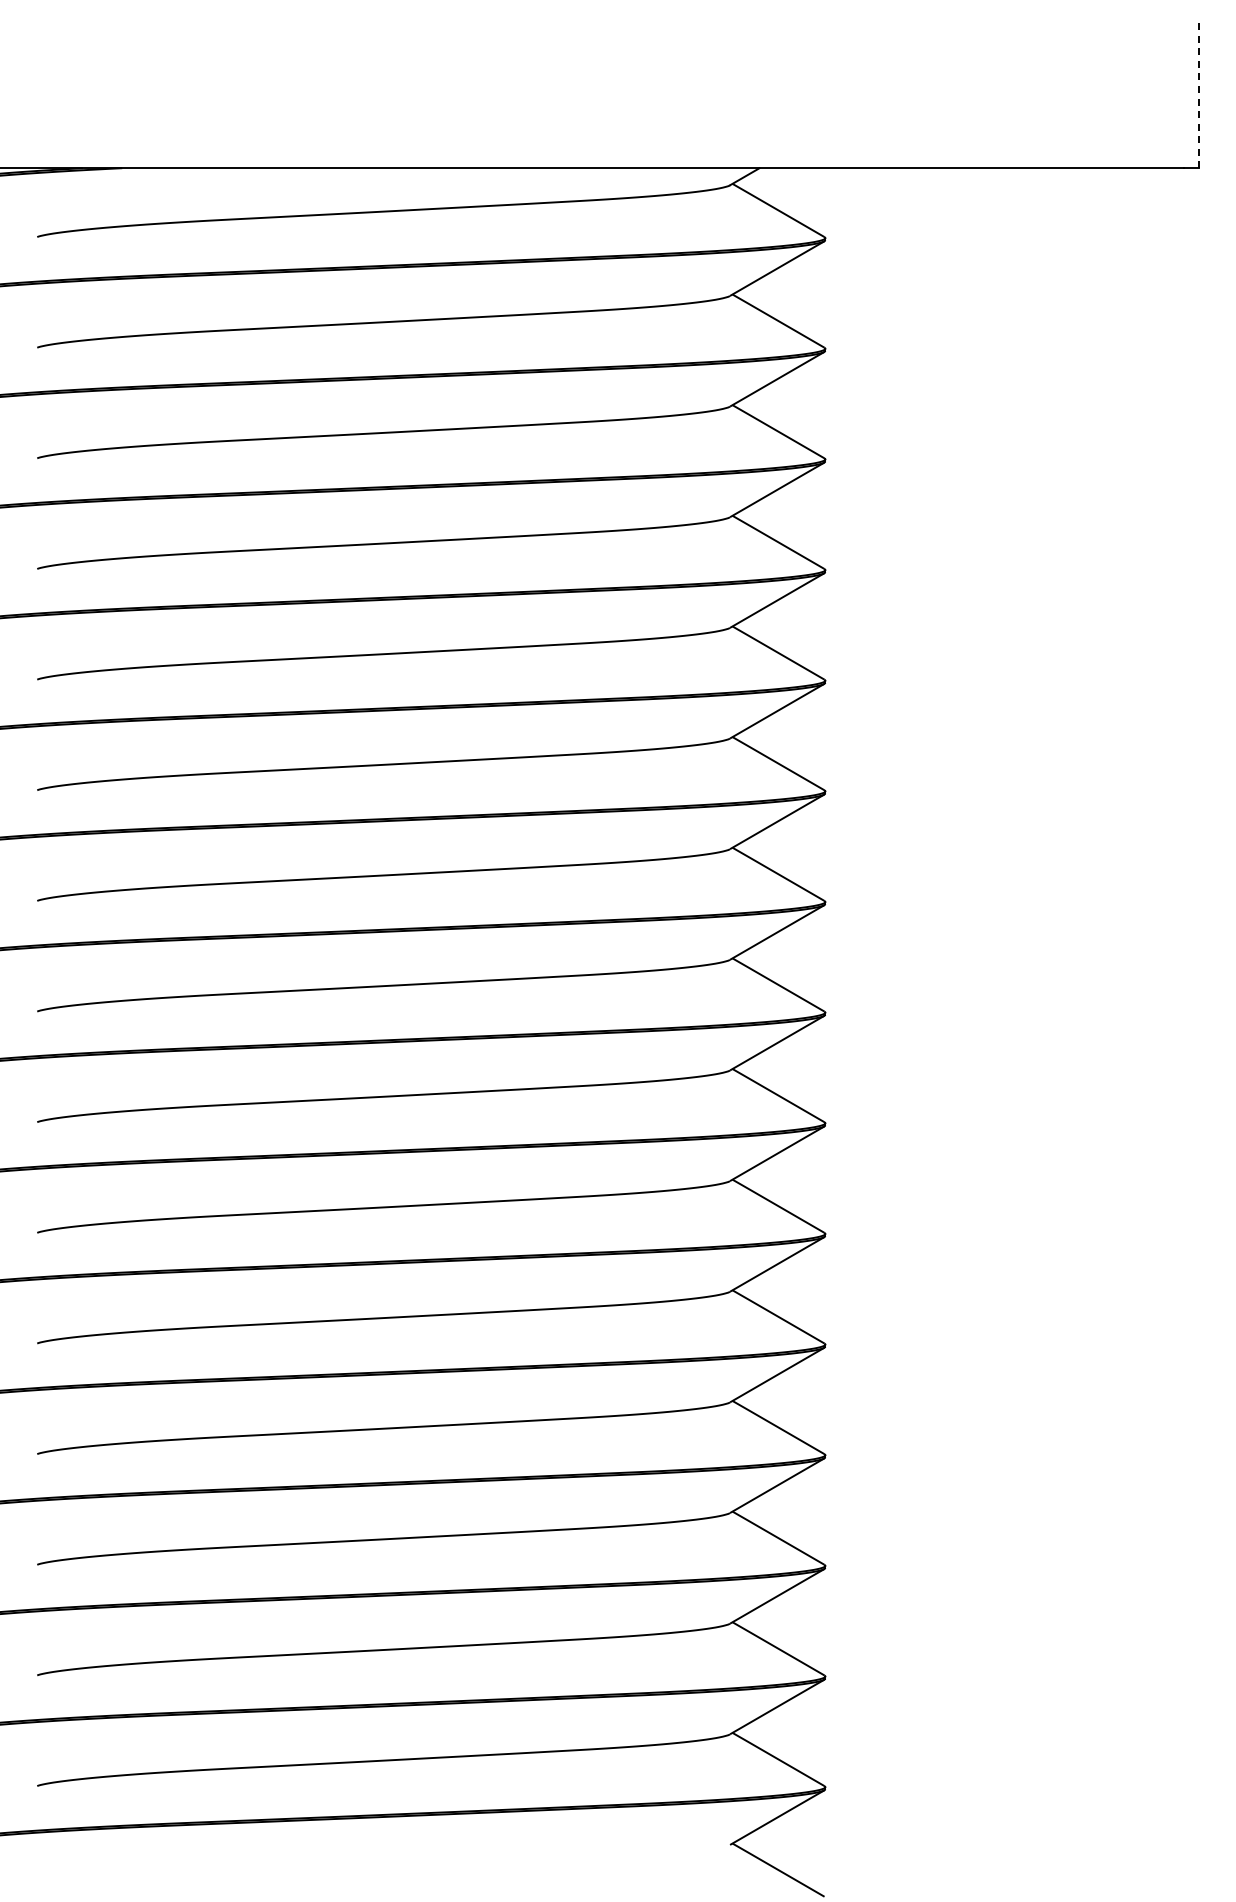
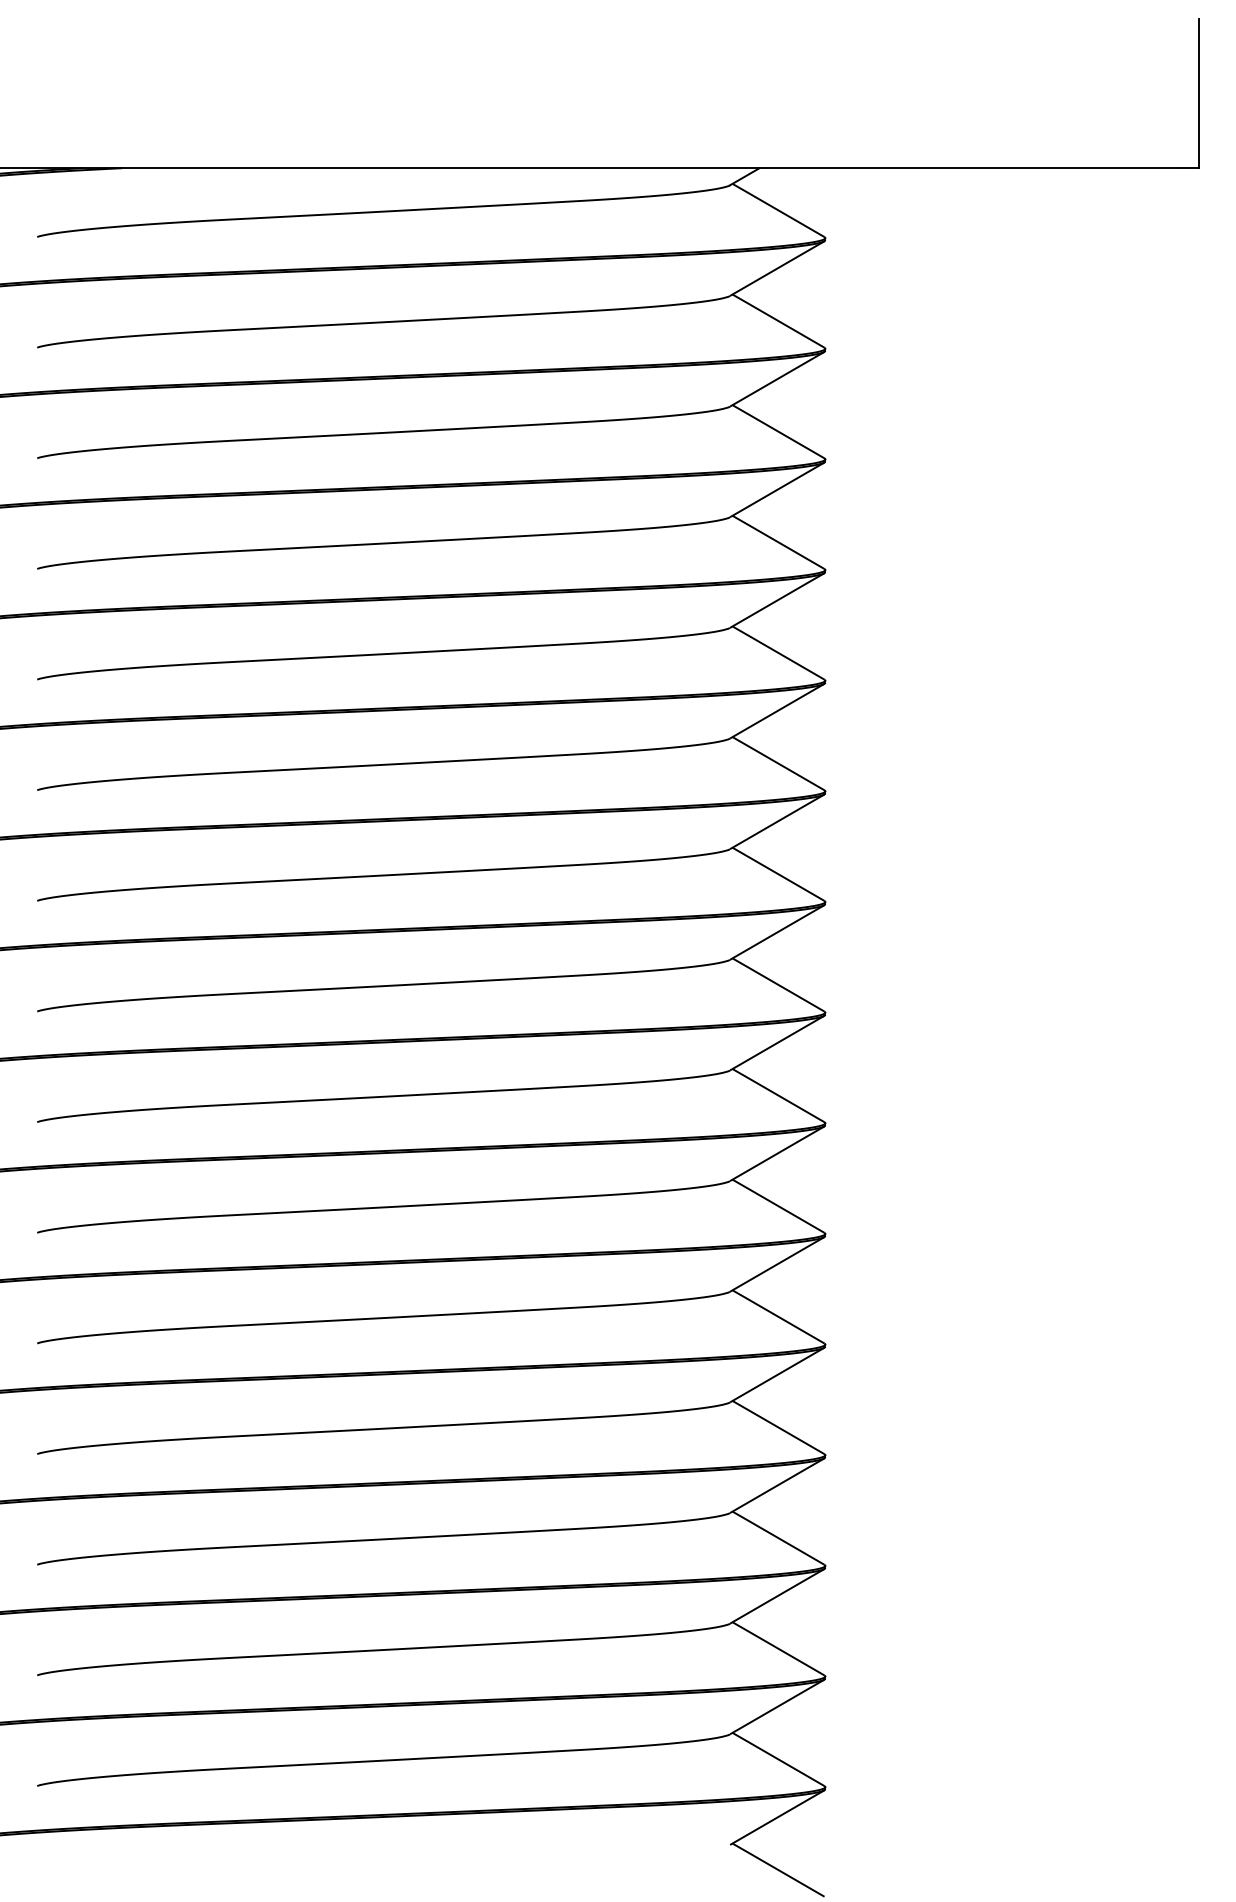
line: dashed -> solid (1198, 93)
